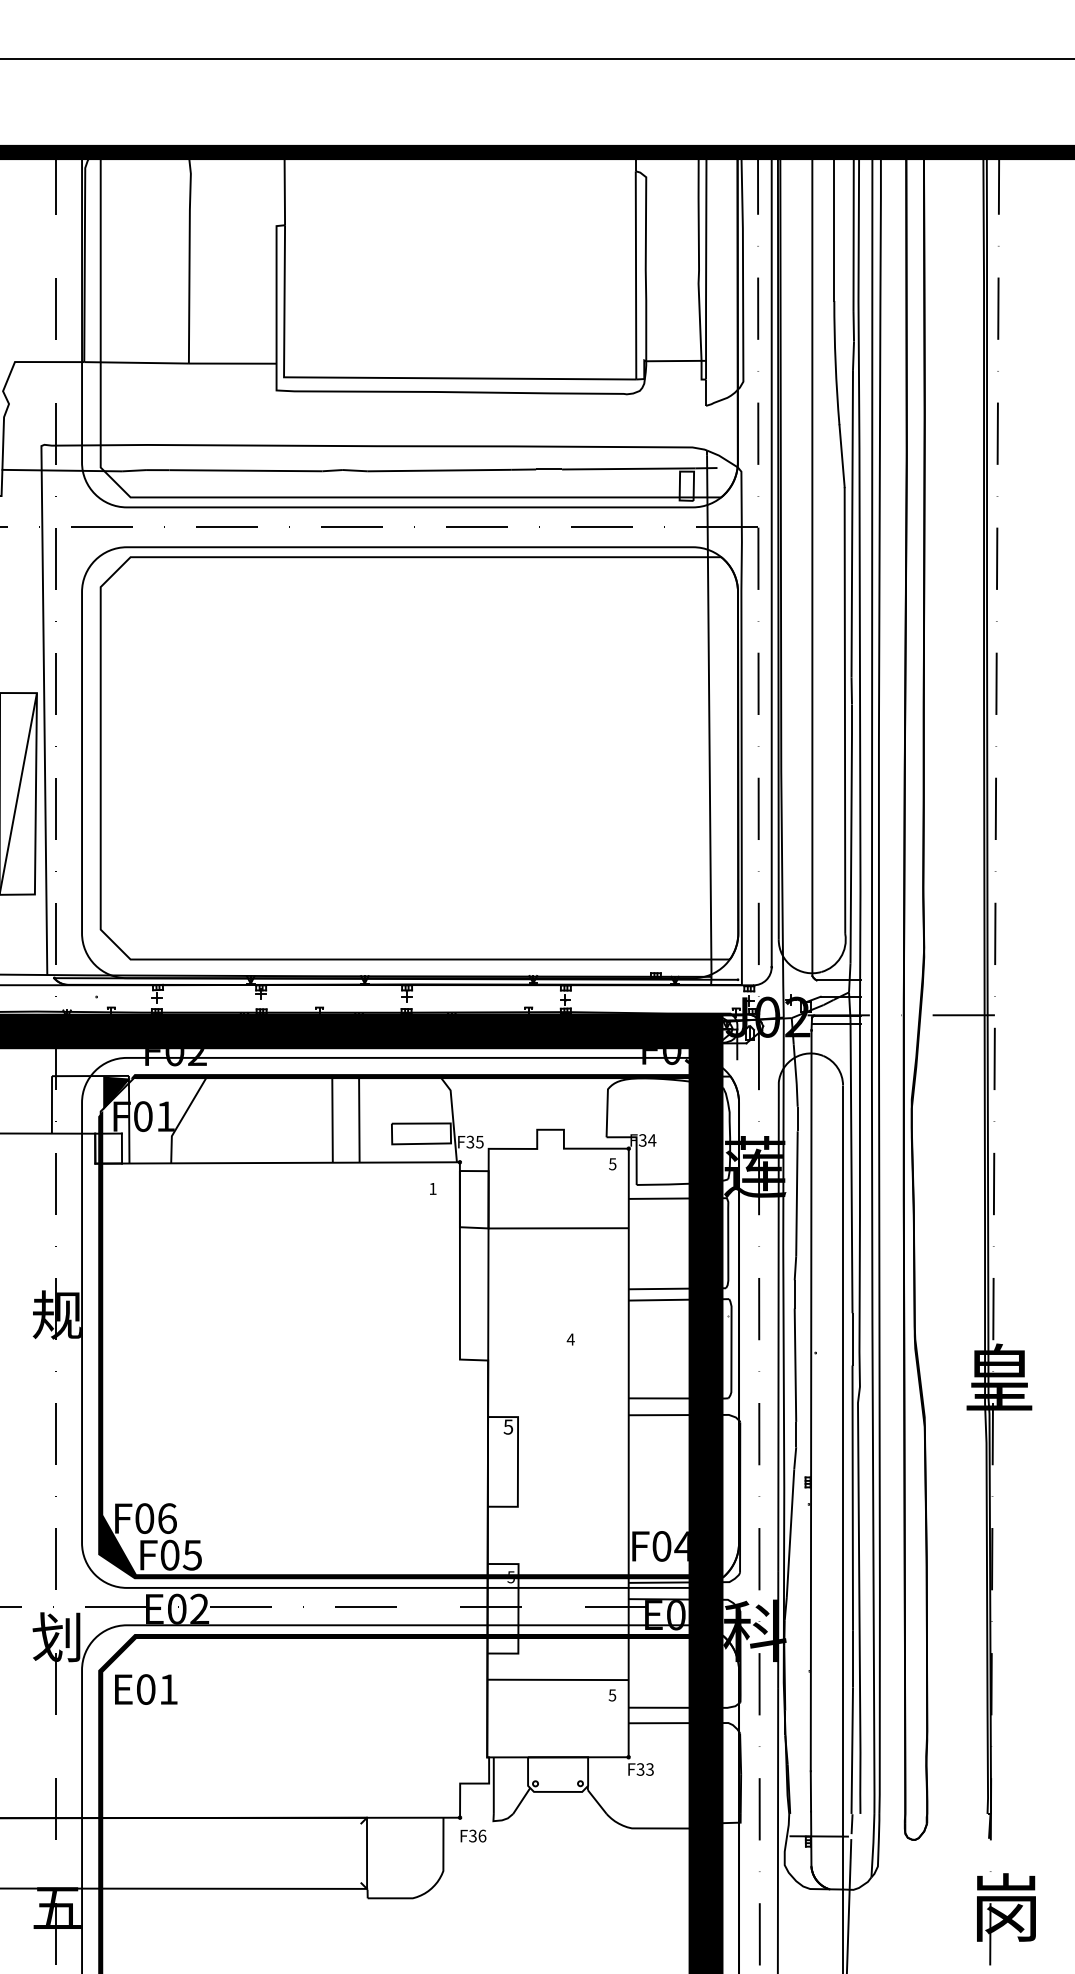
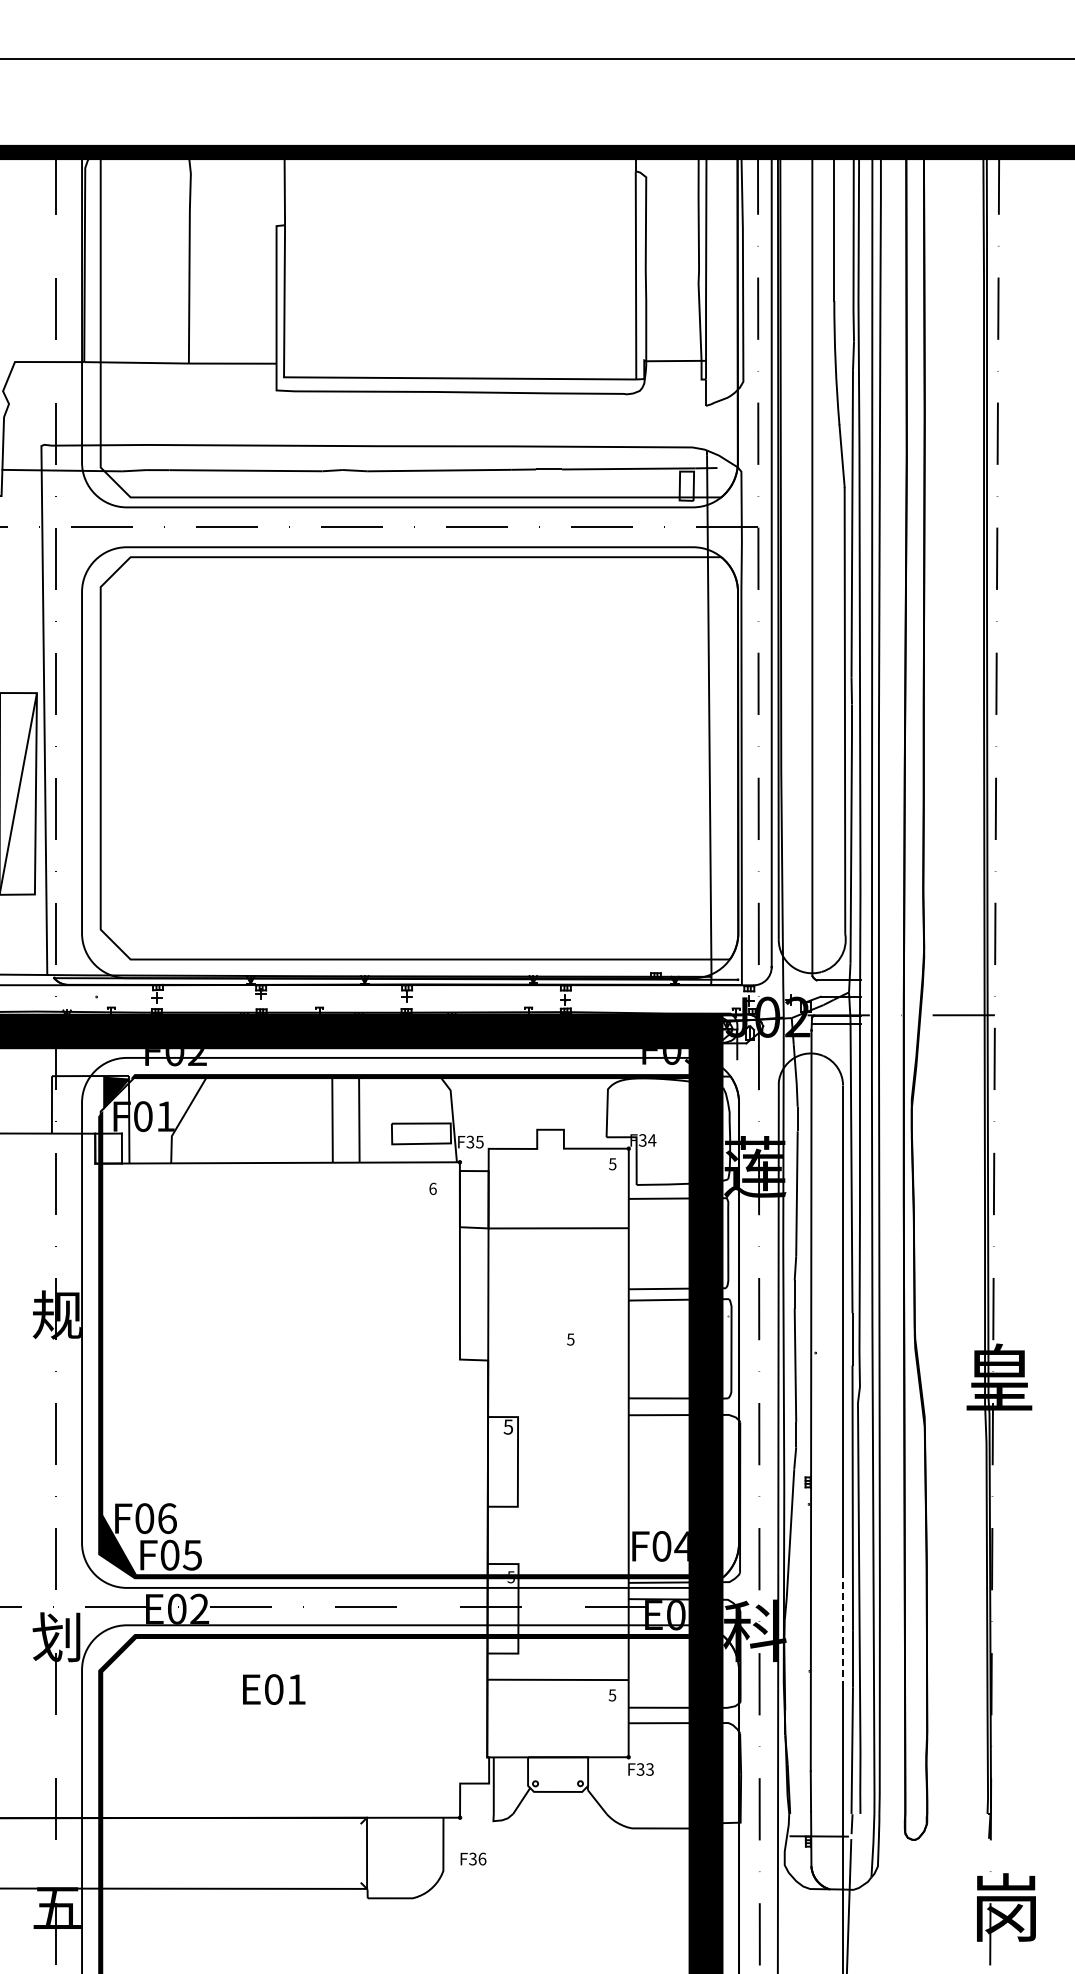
text: 1 -> 6 (432, 1188)
text: 4 -> 5 (570, 1339)
line: solid -> dashed (843, 1629)
text position: (146, 1689) -> (274, 1689) (274, 1689)
text position: (473, 1835) -> (473, 1858) (473, 1858)
